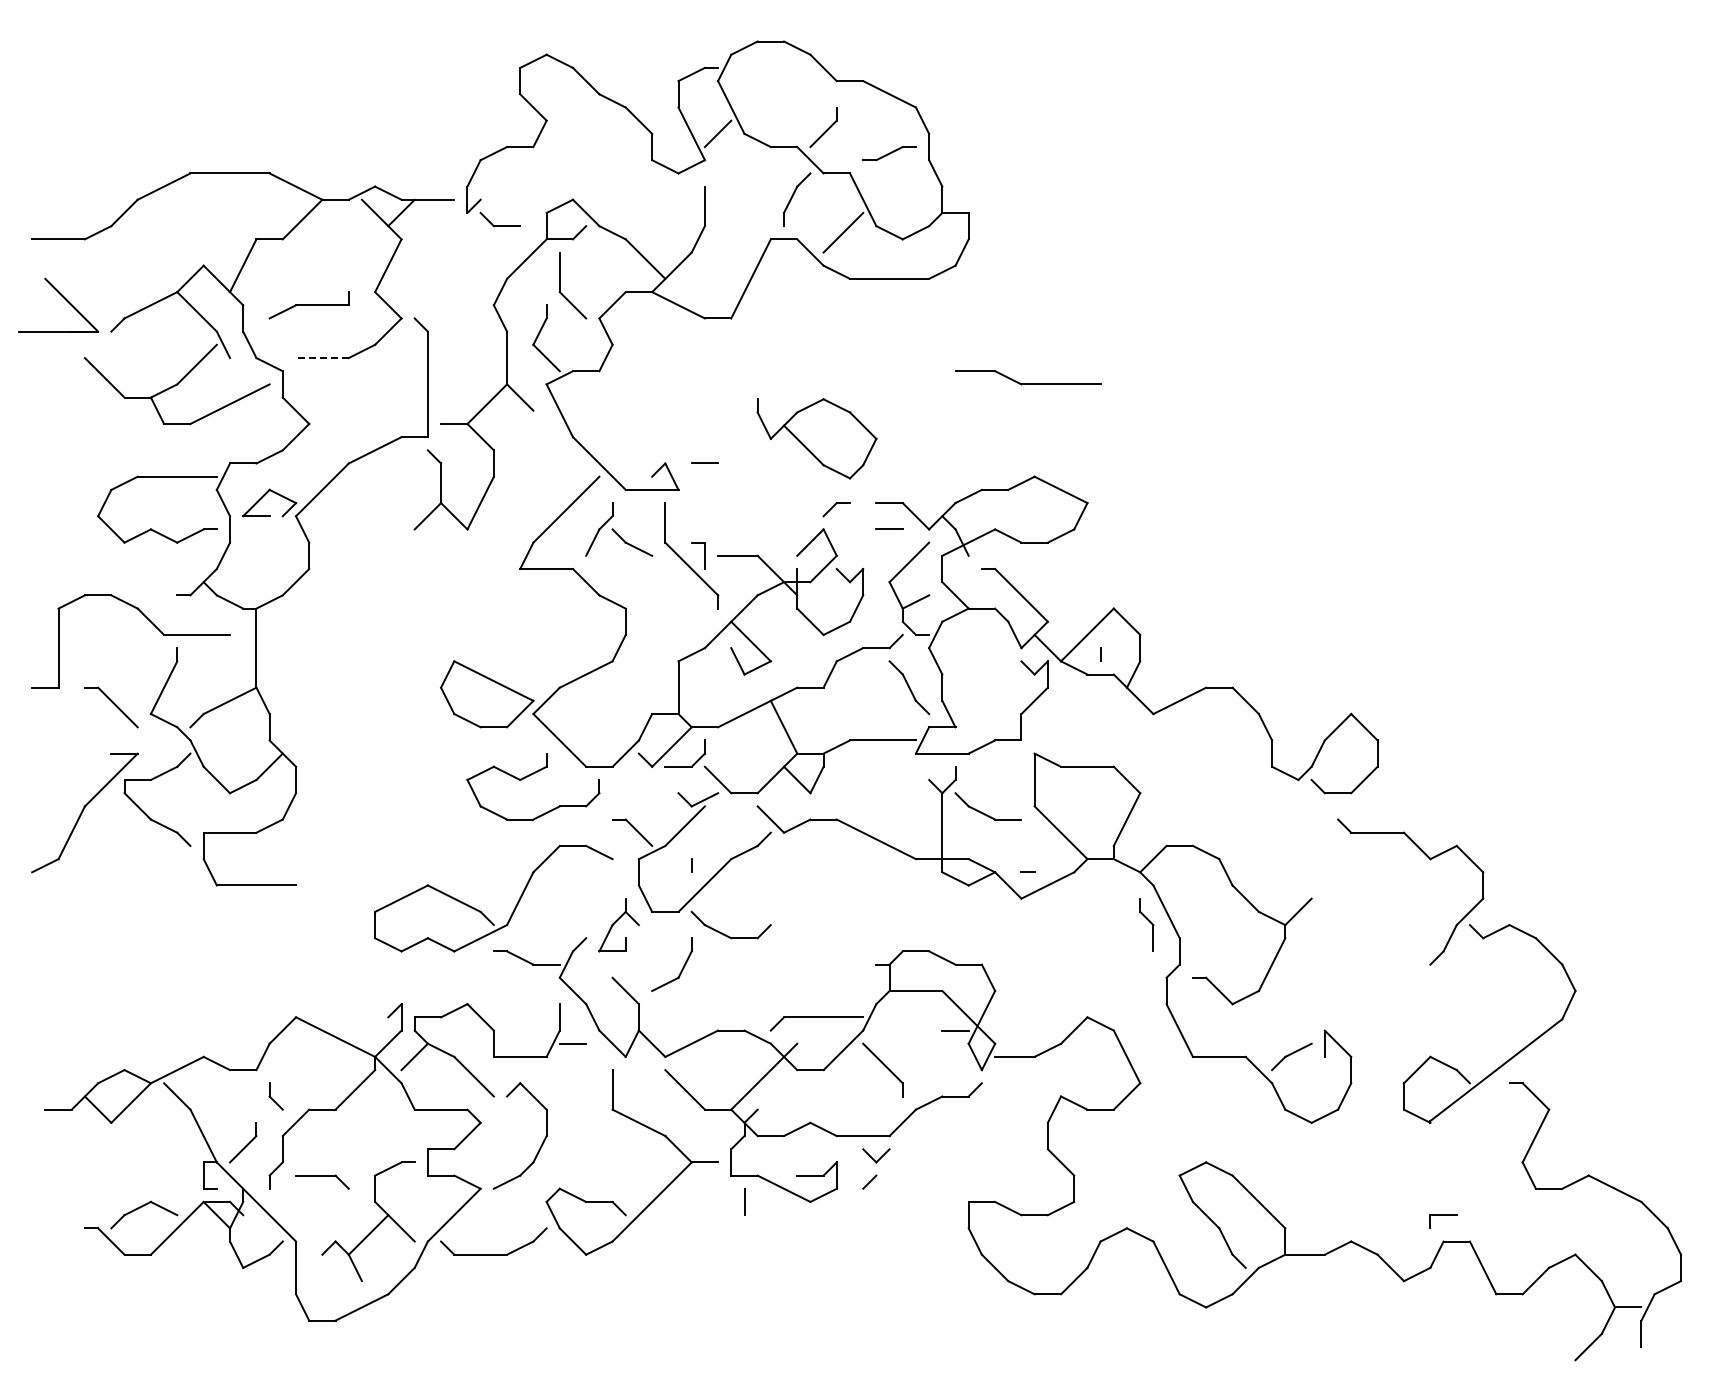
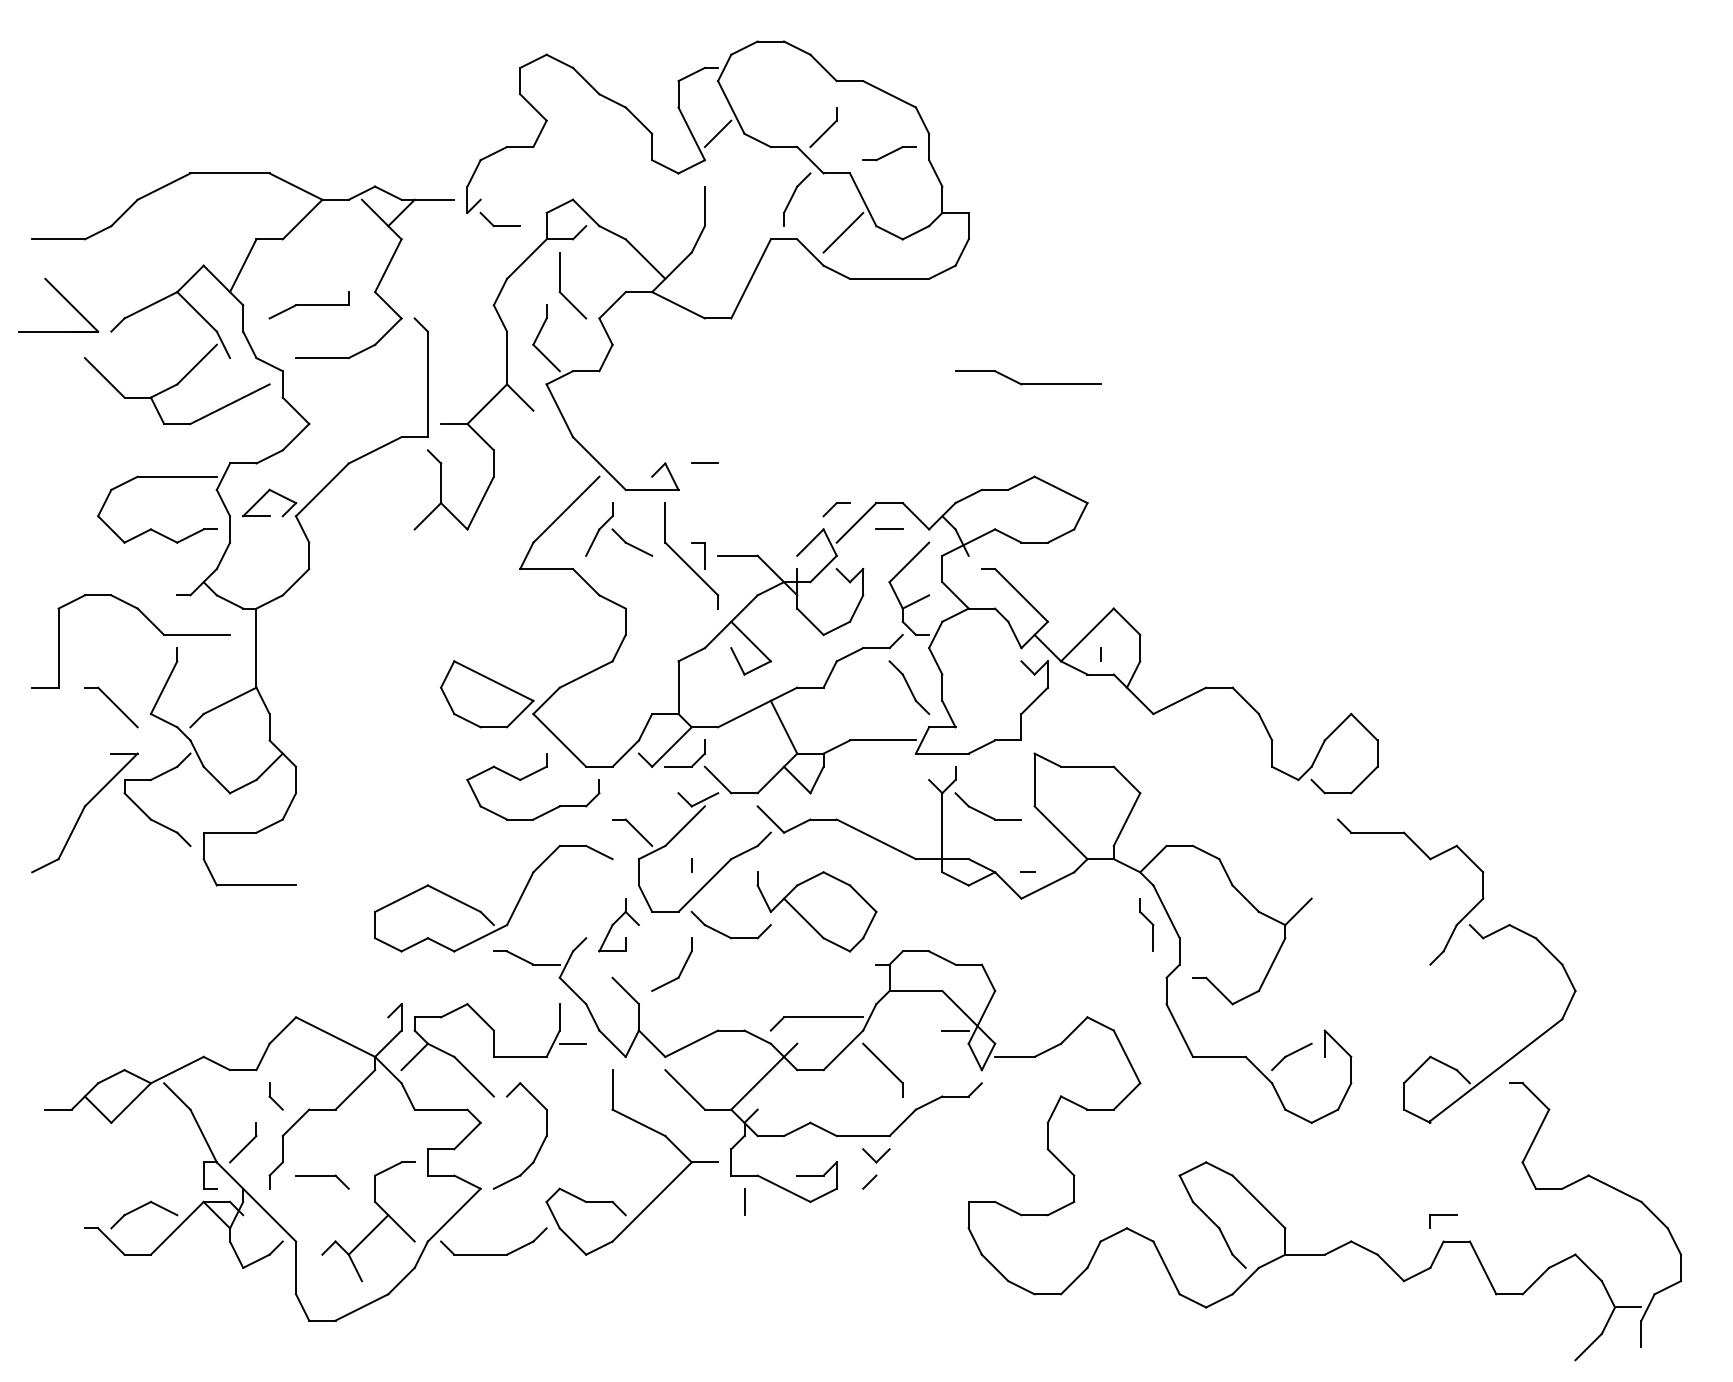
line: dashed -> solid (321, 358)
part position: (816, 438) -> (816, 911) (816, 911)
line: none -> present (856, 522)
